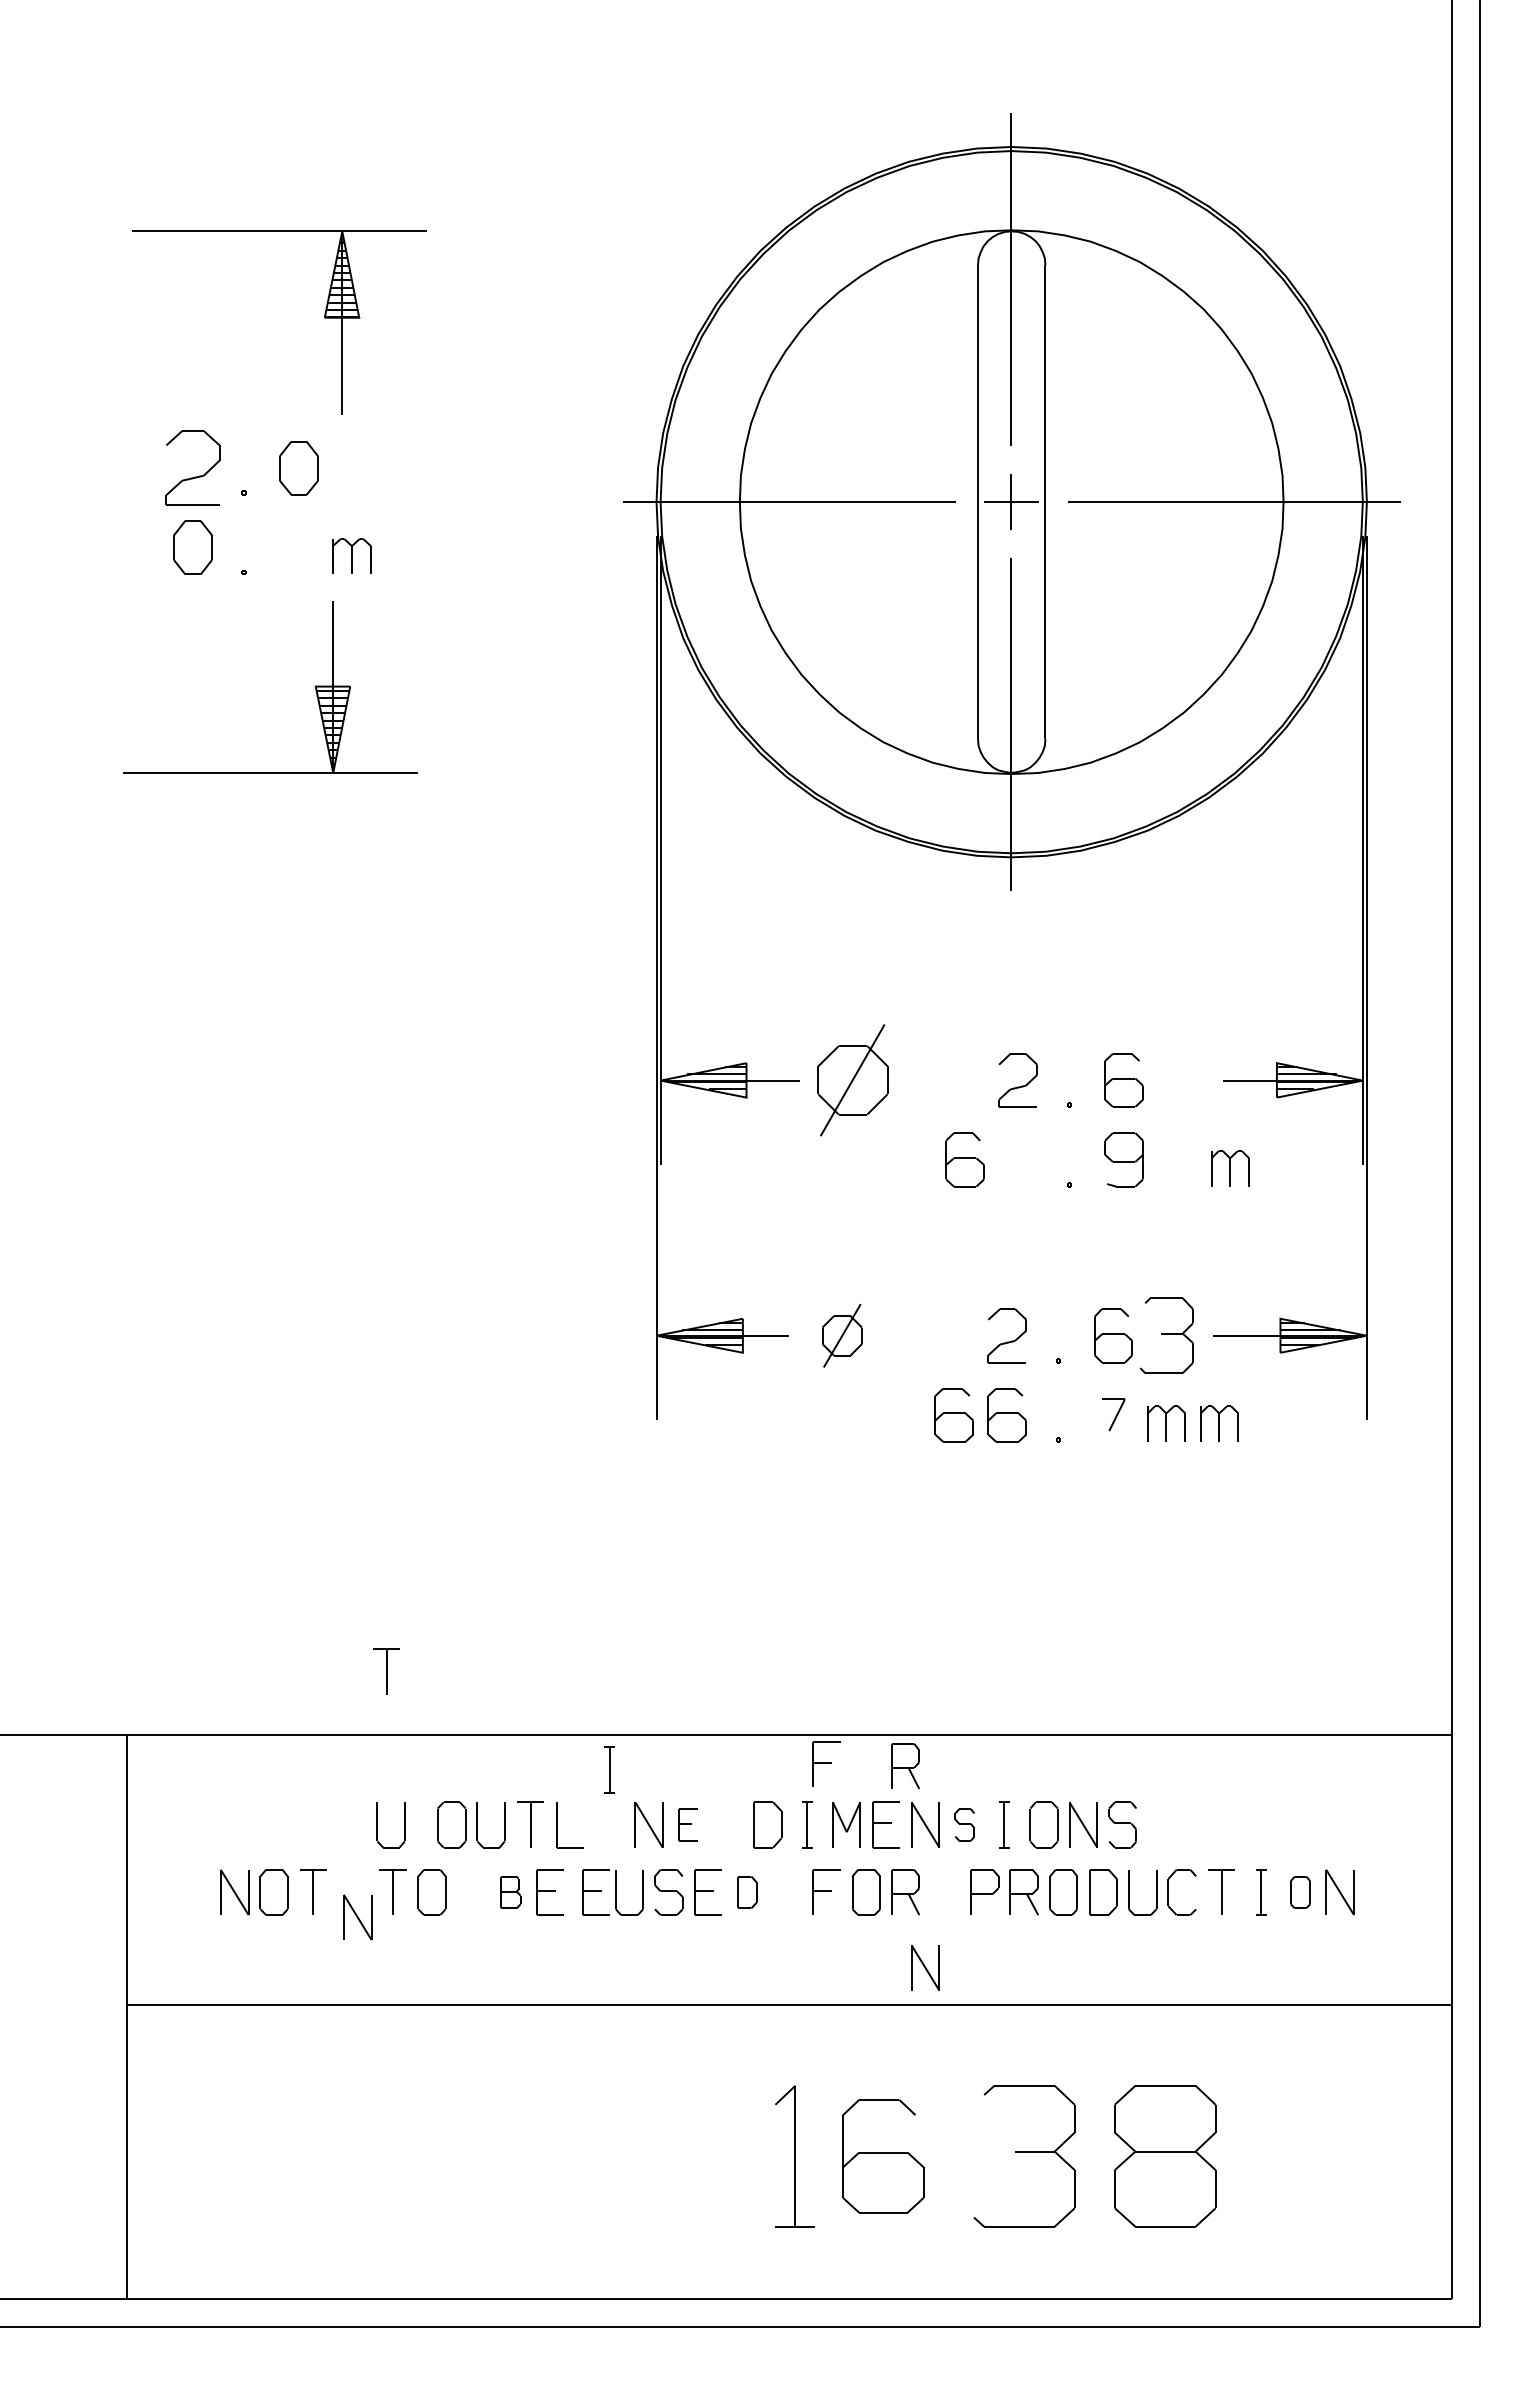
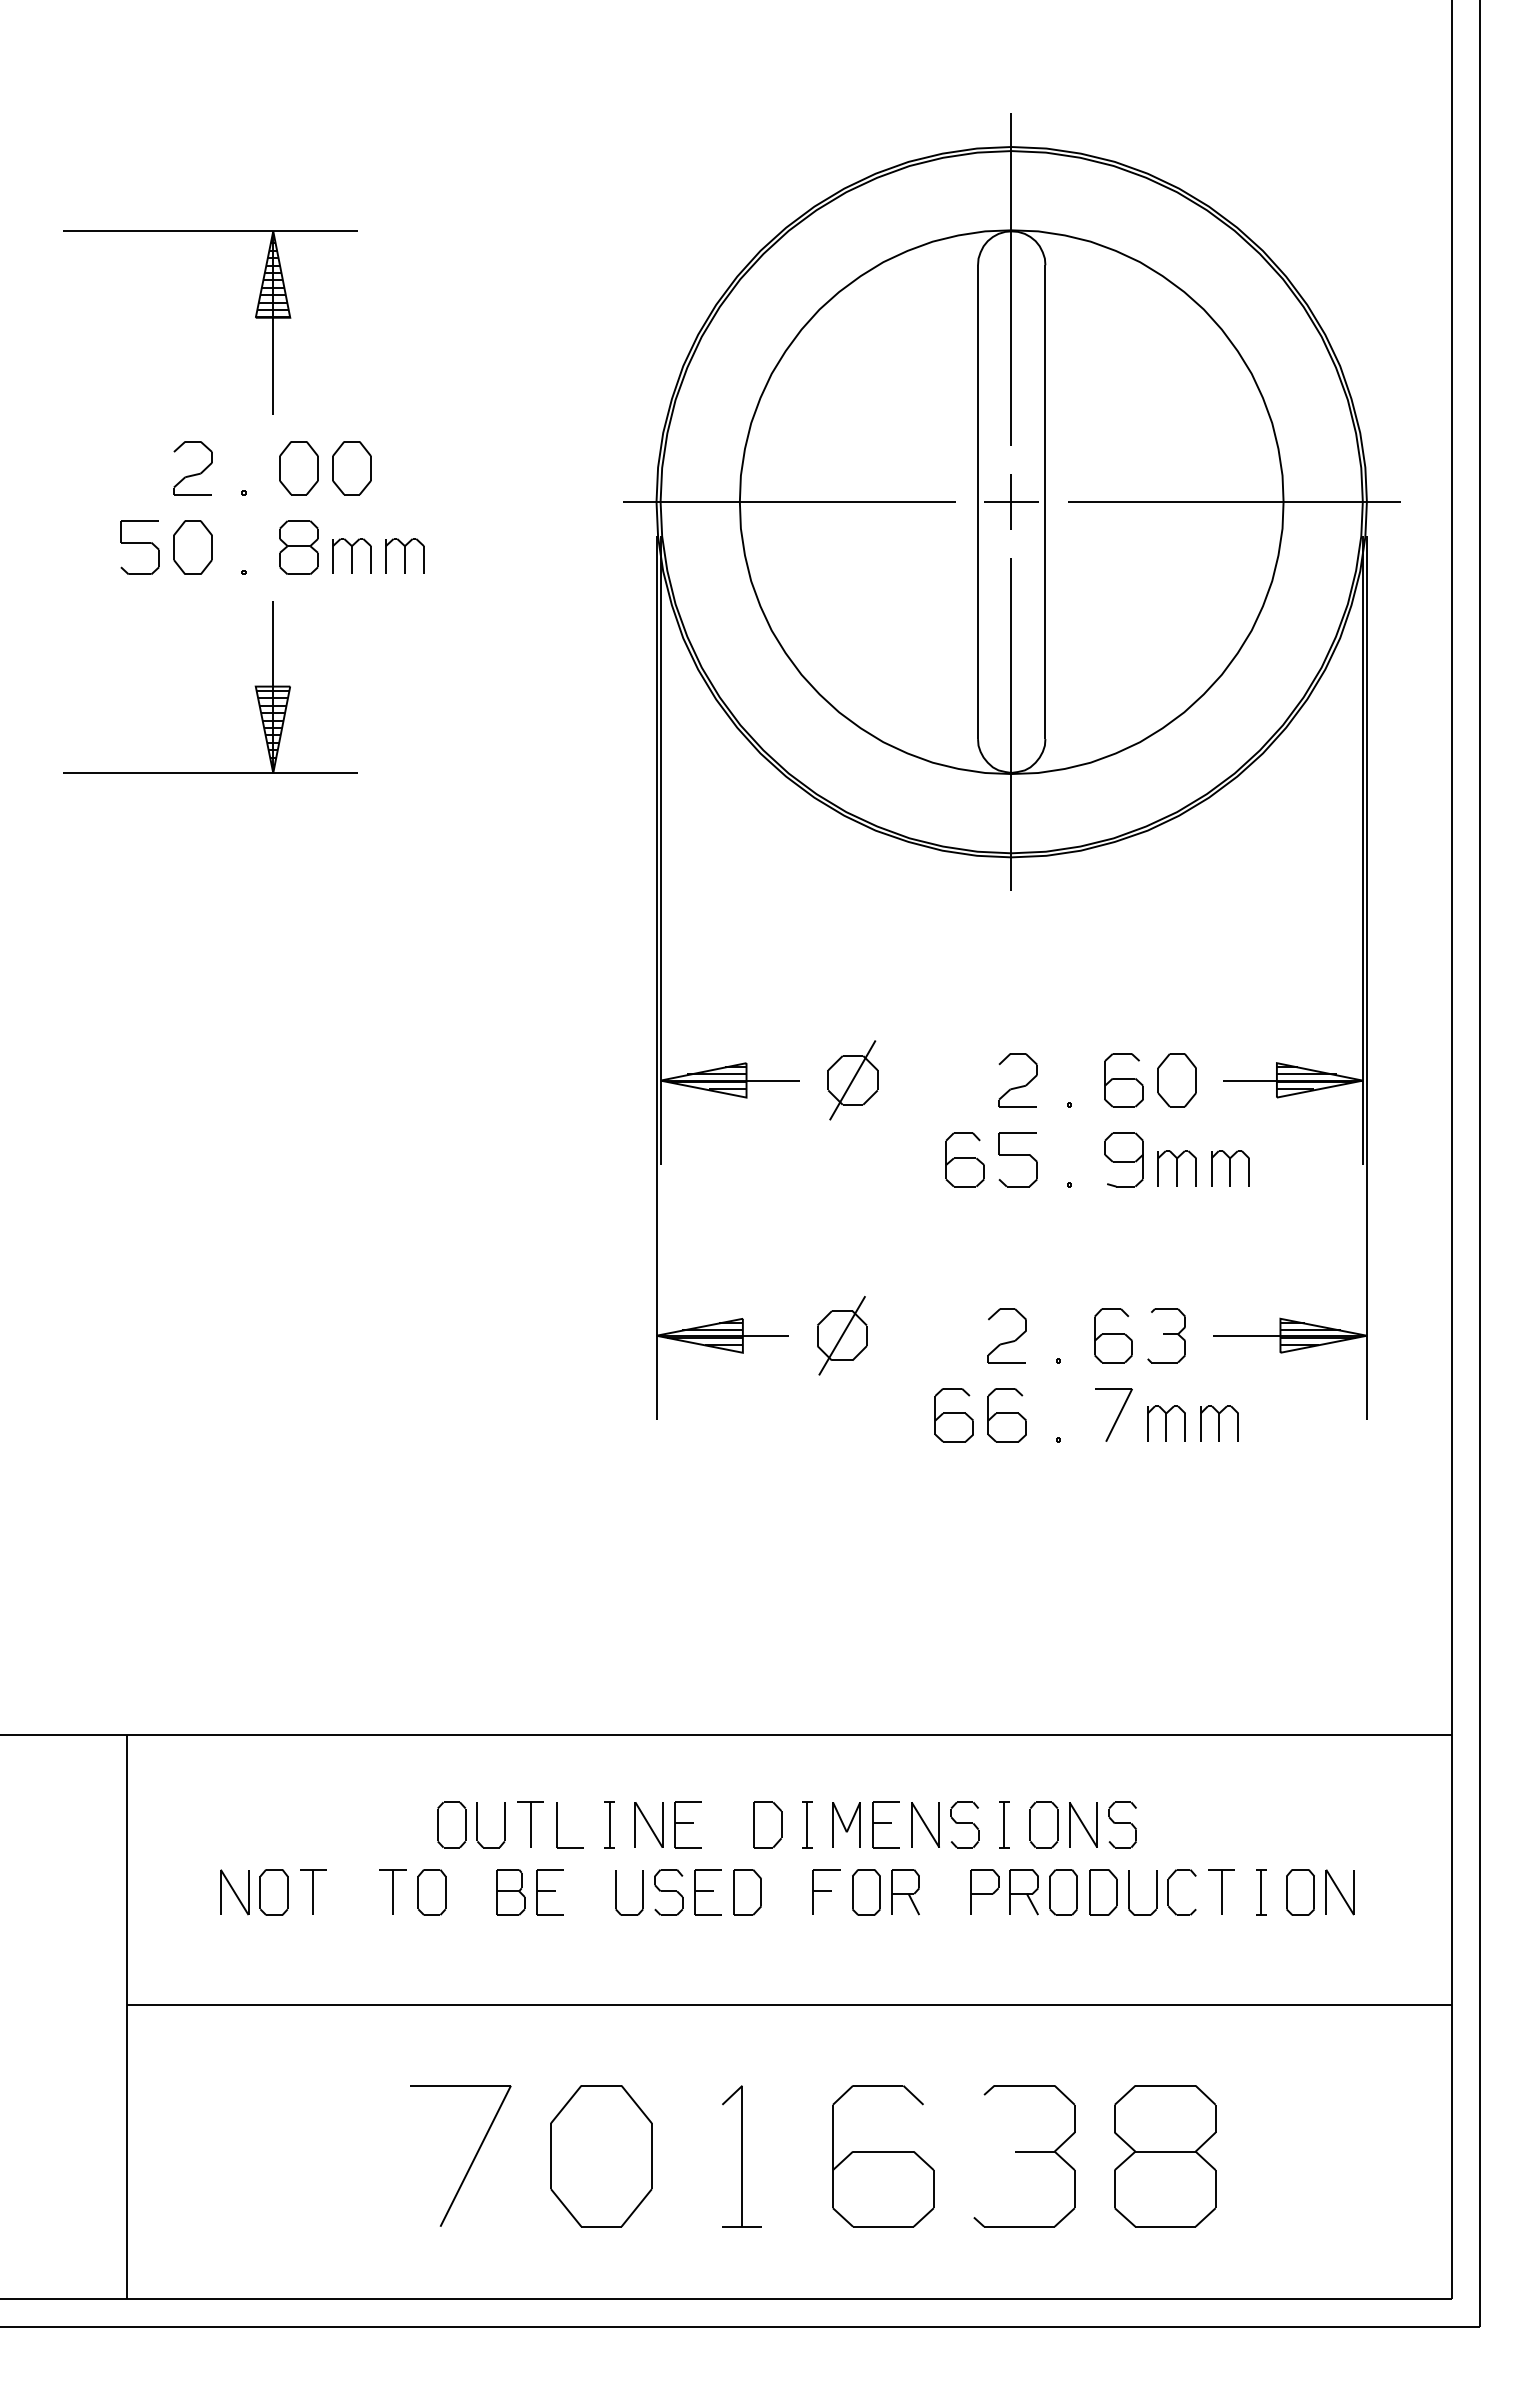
part position: (324, 318) -> (255, 318) (255, 318)
part size: 56x76 px -> 40x55 px (192, 468)
part: none -> present (351, 468)
part: none -> present (139, 547)
part: none -> present (298, 547)
part: none -> present (404, 555)
part position: (314, 686) -> (254, 686) (254, 686)
part size: 72x113 px -> 52x81 px (852, 1080)
part: none -> present (1176, 1080)
part: none -> present (1017, 1159)
part: none -> present (1176, 1168)
part size: 41x64 px -> 51x80 px (842, 1335)
part size: 55x77 px -> 39x56 px (1166, 1335)
part size: 24x34 px -> 38x54 px (1113, 1414)
part: present -> none (386, 1671)
part: present -> none (826, 1763)
part: present -> none (905, 1766)
part position: (609, 1769) -> (609, 1824) (609, 1824)
part size: 20x34 px -> 28x48 px (687, 1824)
part size: 21x34 px -> 30x48 px (964, 1824)
part: present -> none (377, 1825)
part size: 22x33 px -> 30x47 px (510, 1892)
part: present -> none (595, 1892)
part size: 21x33 px -> 29x47 px (747, 1892)
part size: 21x33 px -> 29x47 px (1300, 1892)
part: present -> none (357, 1917)
part: present -> none (925, 1967)
part: none -> present (601, 2156)
part position: (794, 2156) -> (741, 2156) (741, 2156)
part size: 83x115 px -> 103x143 px (883, 2156)
part: none -> present (472, 2160)
